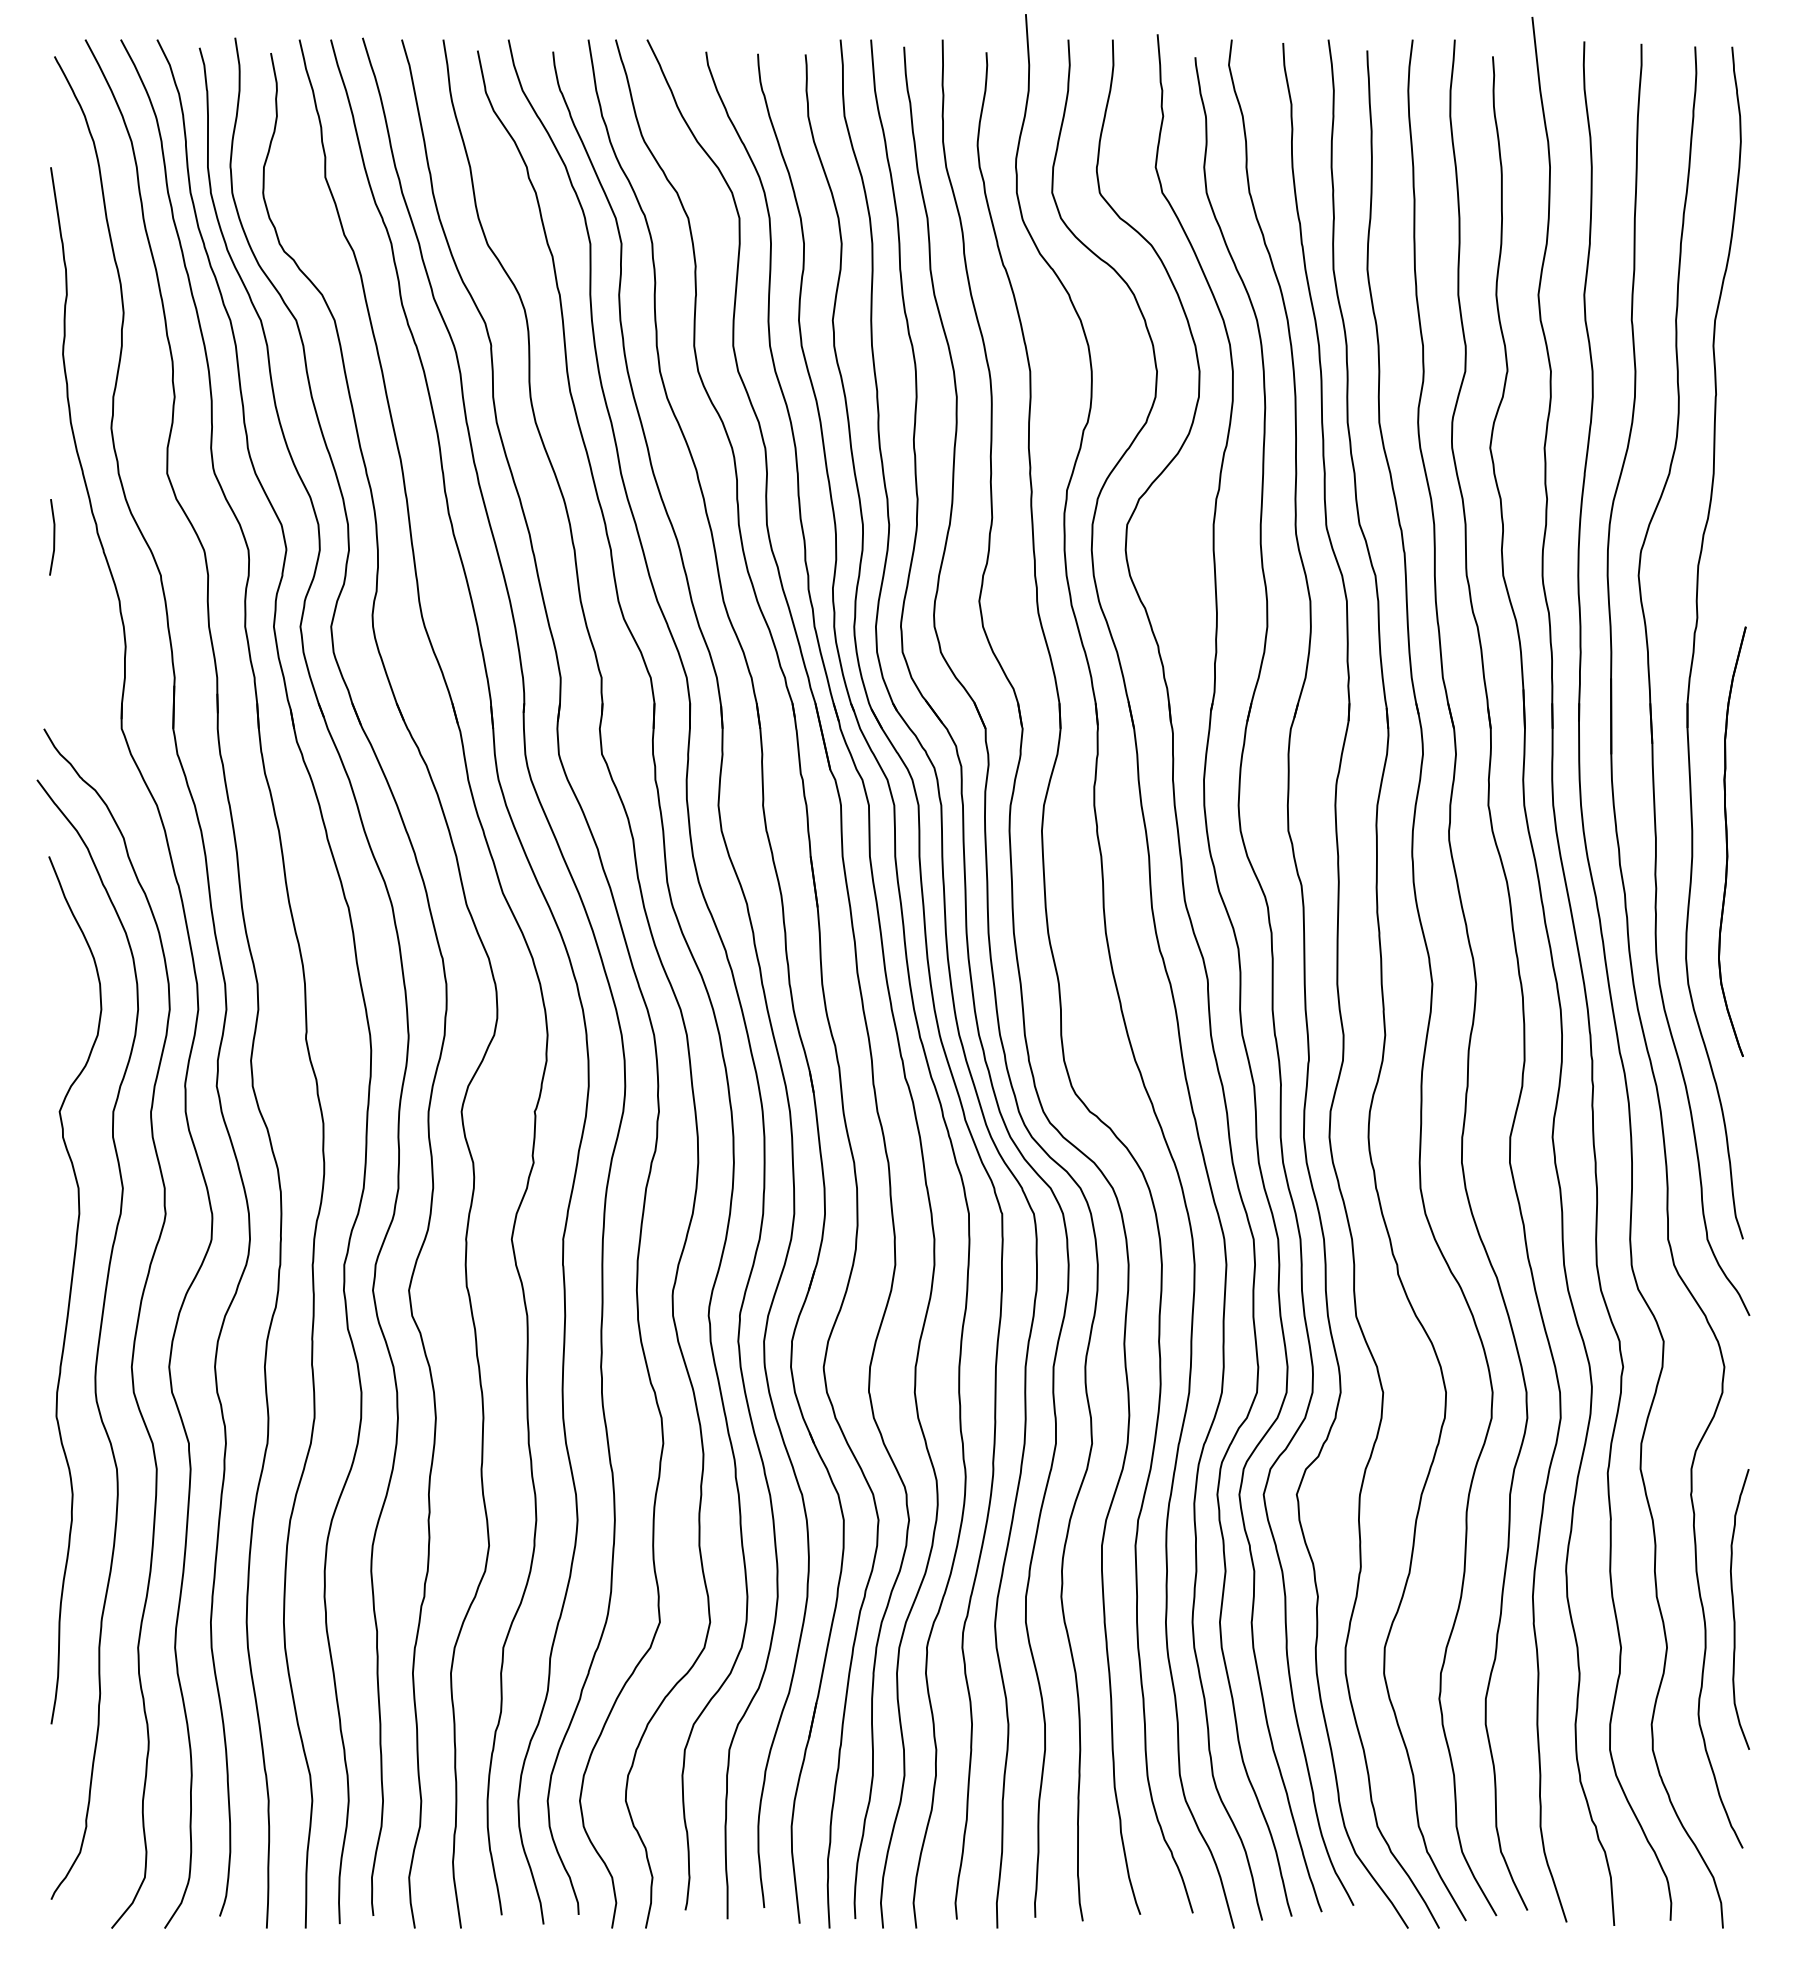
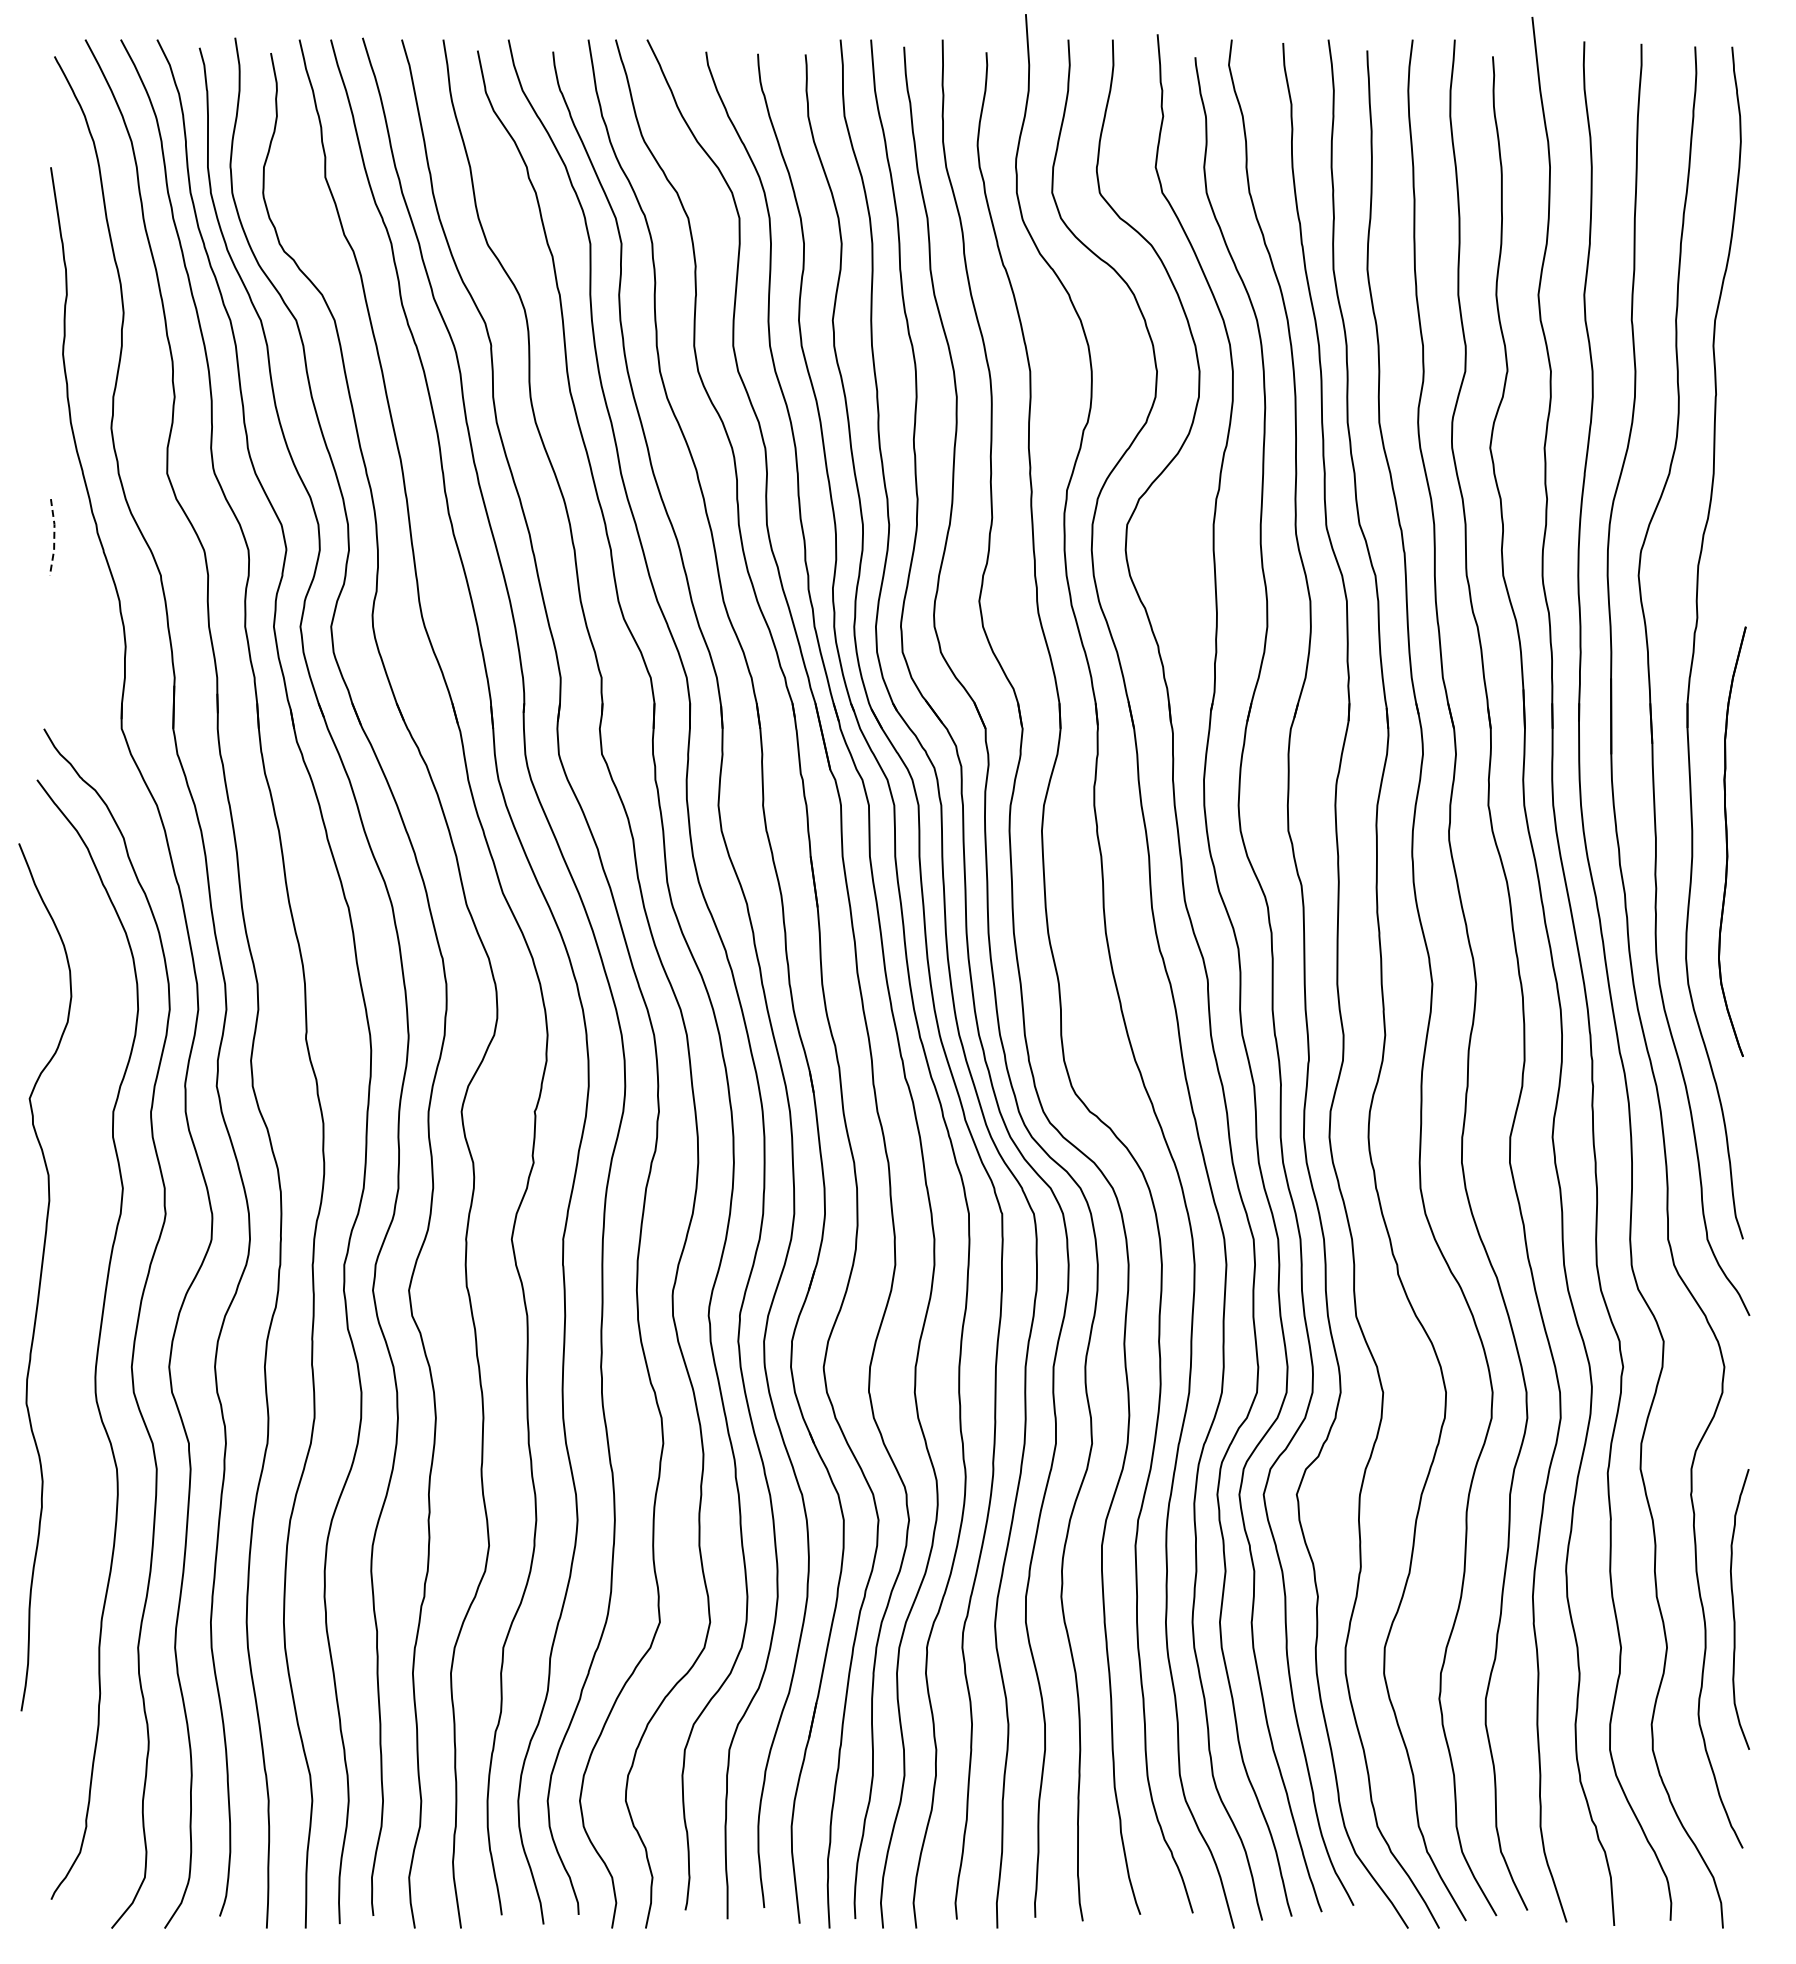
line: solid -> dashed (54, 537)
curve position: (71, 1290) -> (41, 1277) (41, 1277)
